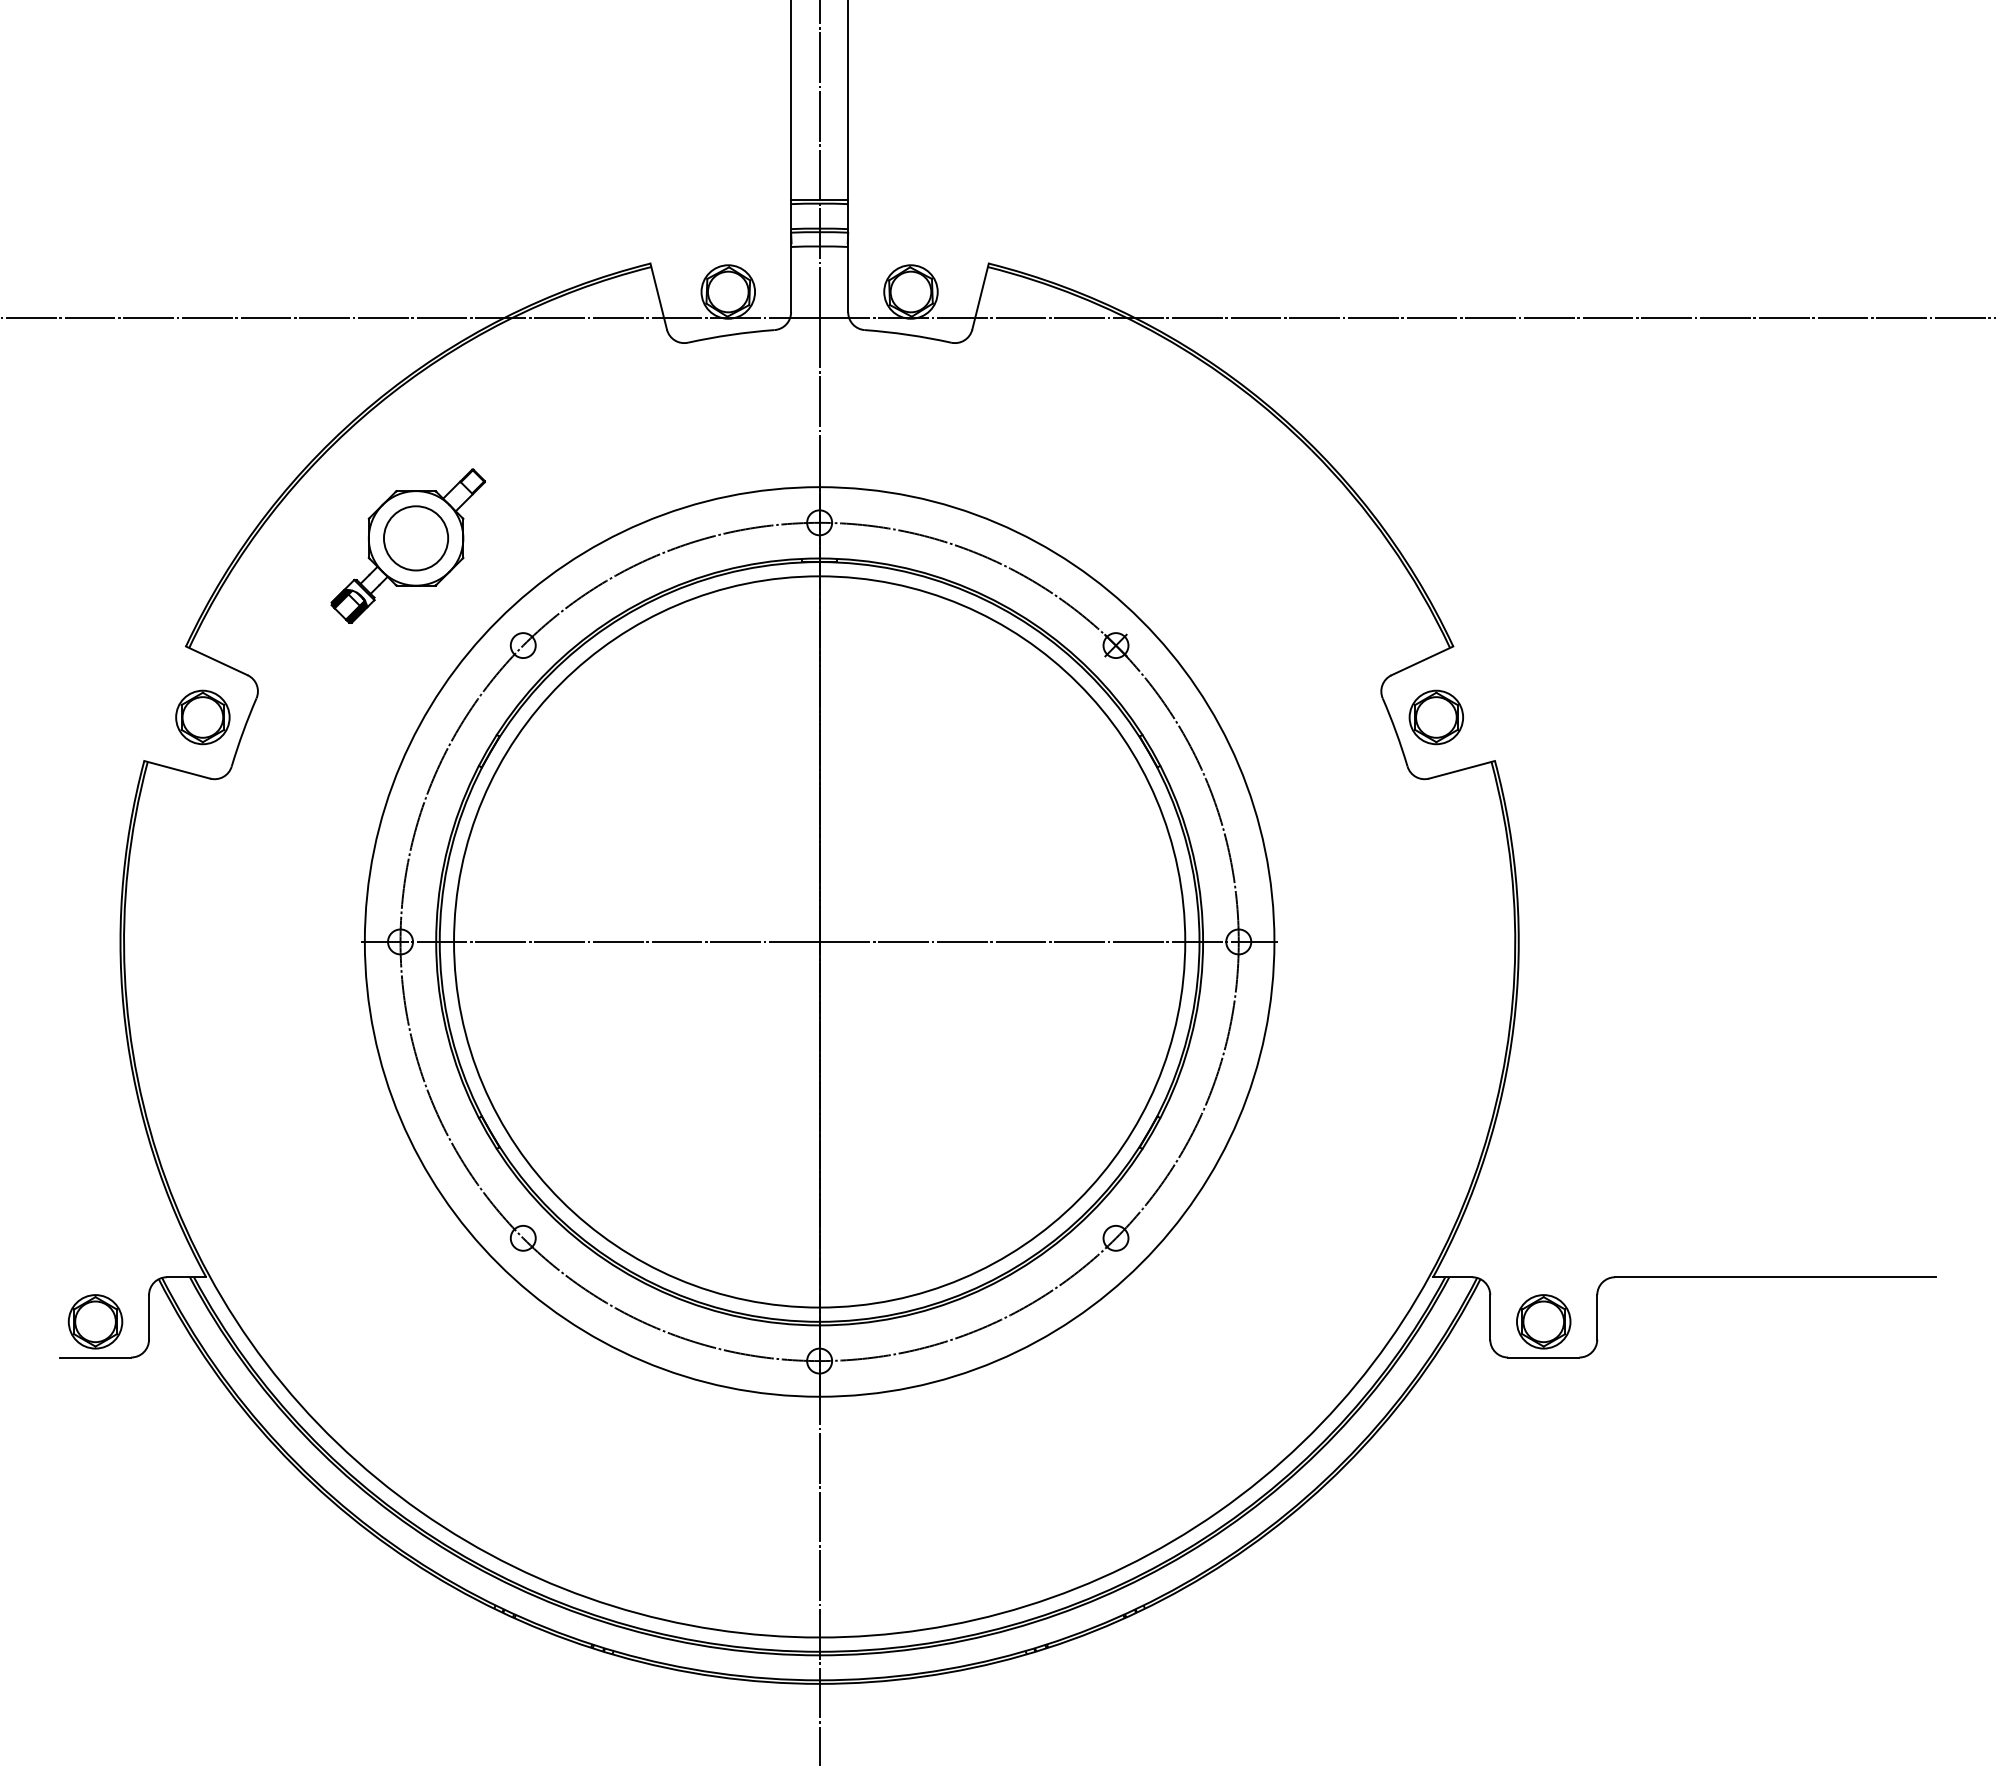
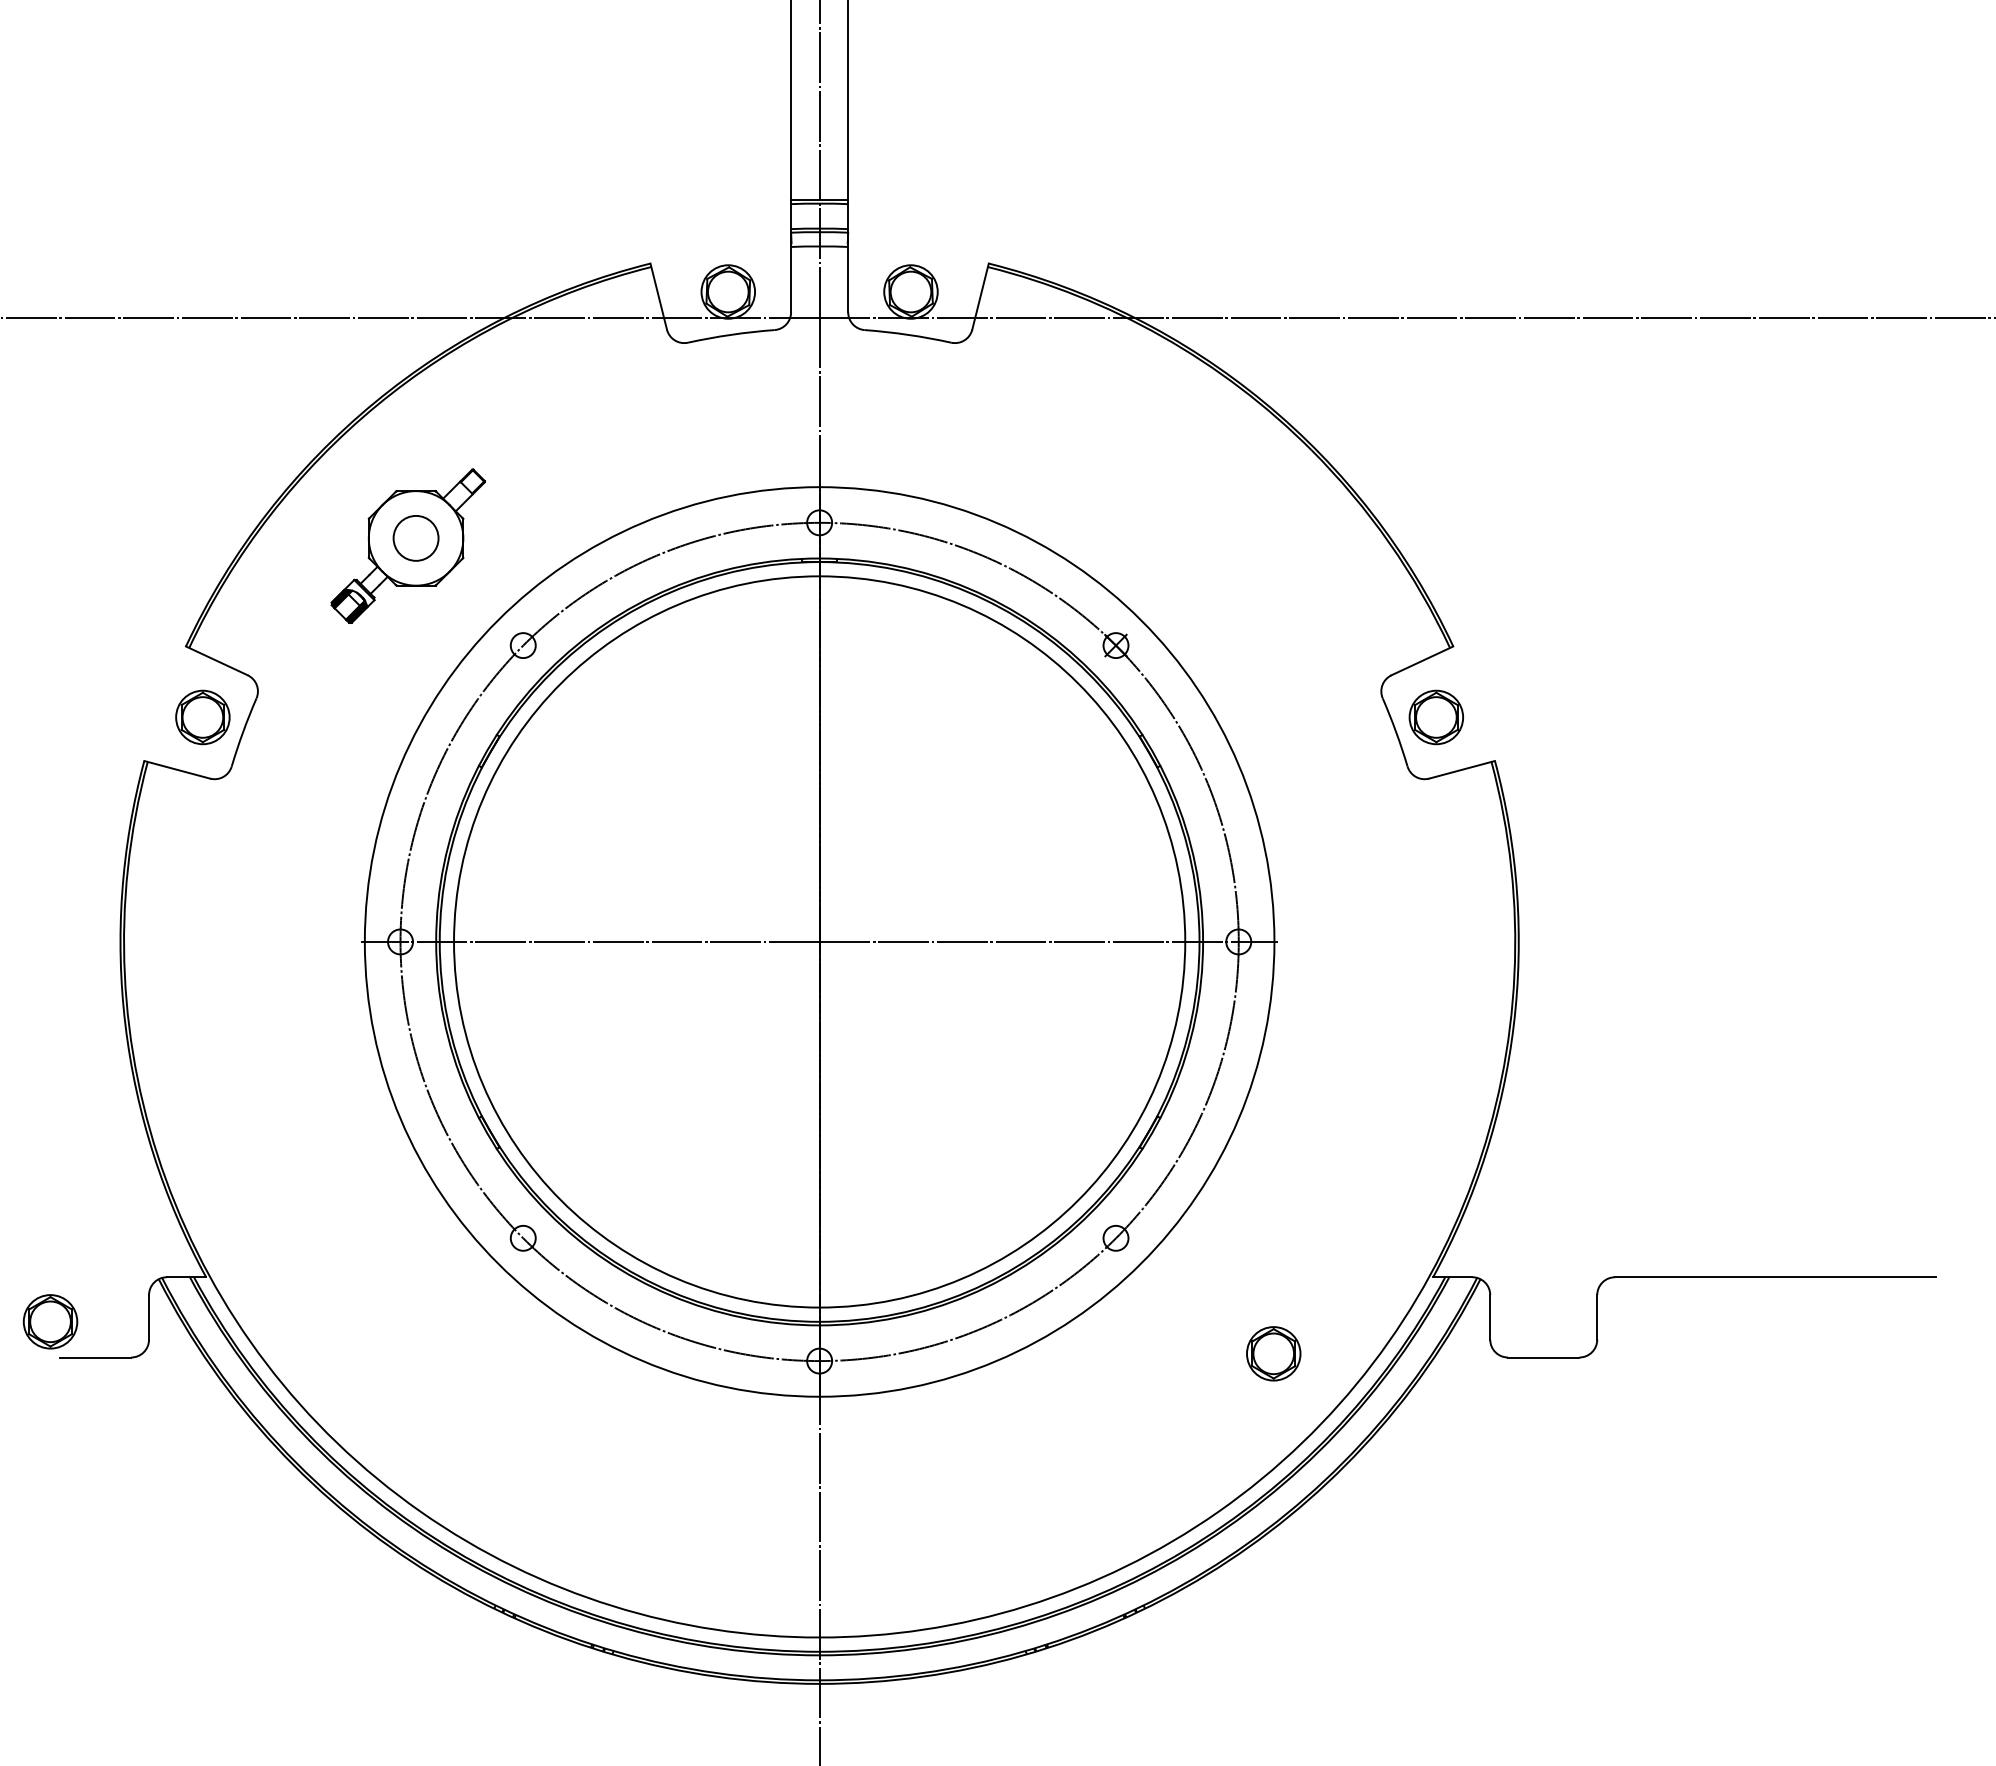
circle diameter: 64 px -> 45 px (415, 537)
part position: (95, 1321) -> (50, 1321) (50, 1321)
part position: (1543, 1321) -> (1273, 1353) (1273, 1353)
